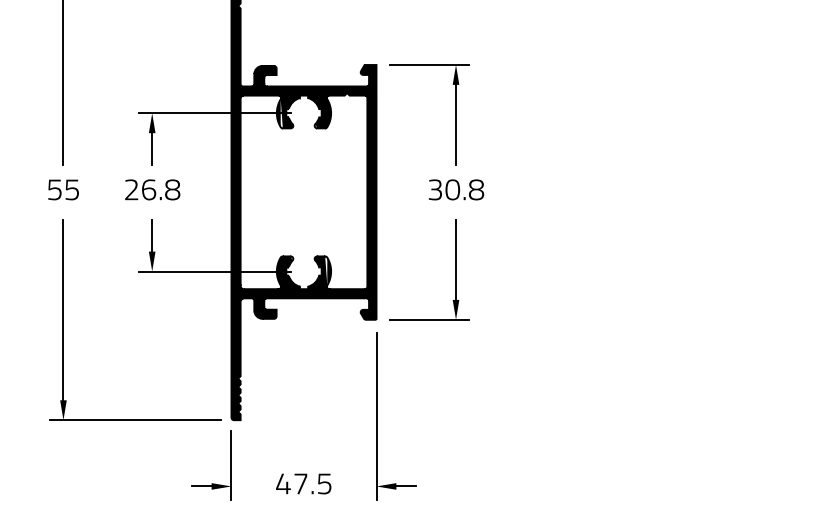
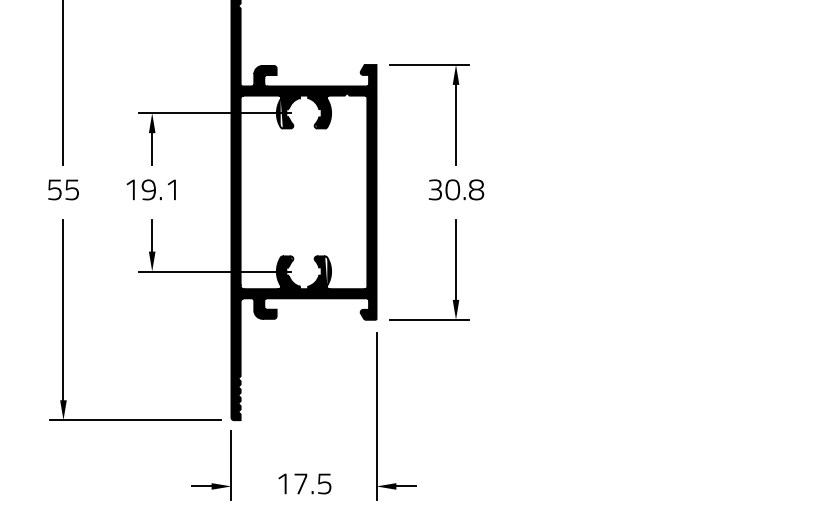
text: 26.8 -> 19.1 (152, 189)
text: 47.5 -> 17.5 (283, 483)
